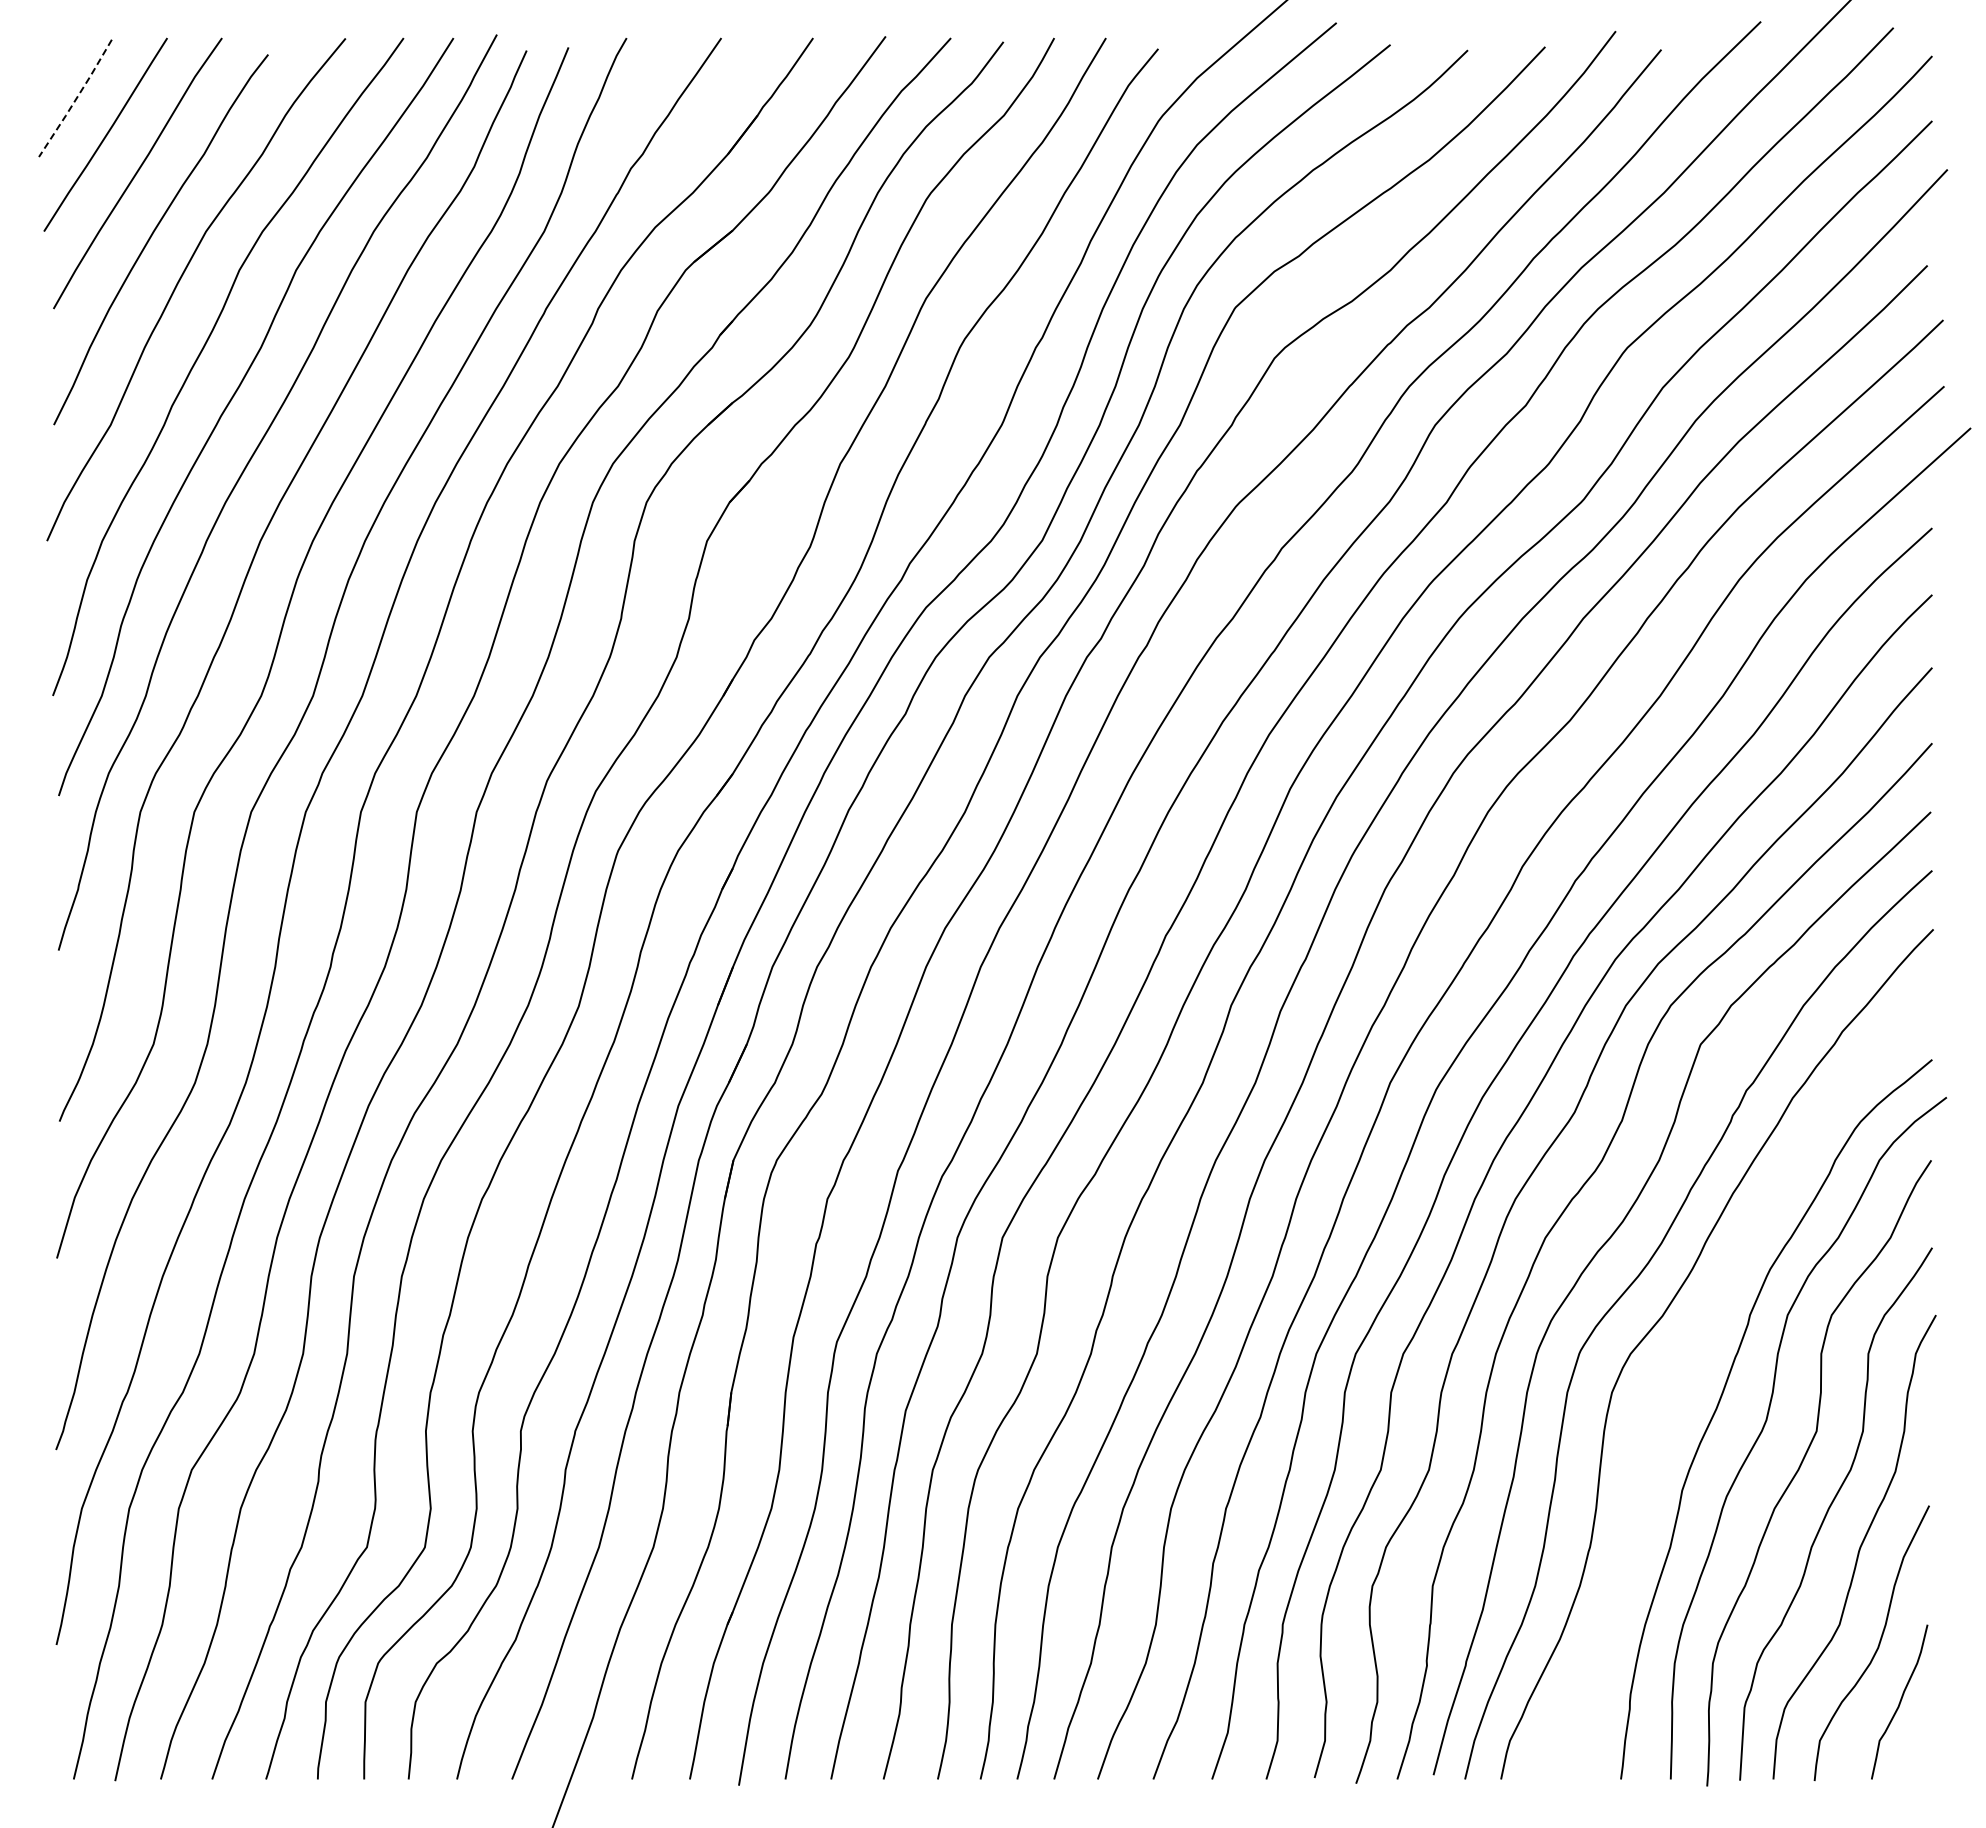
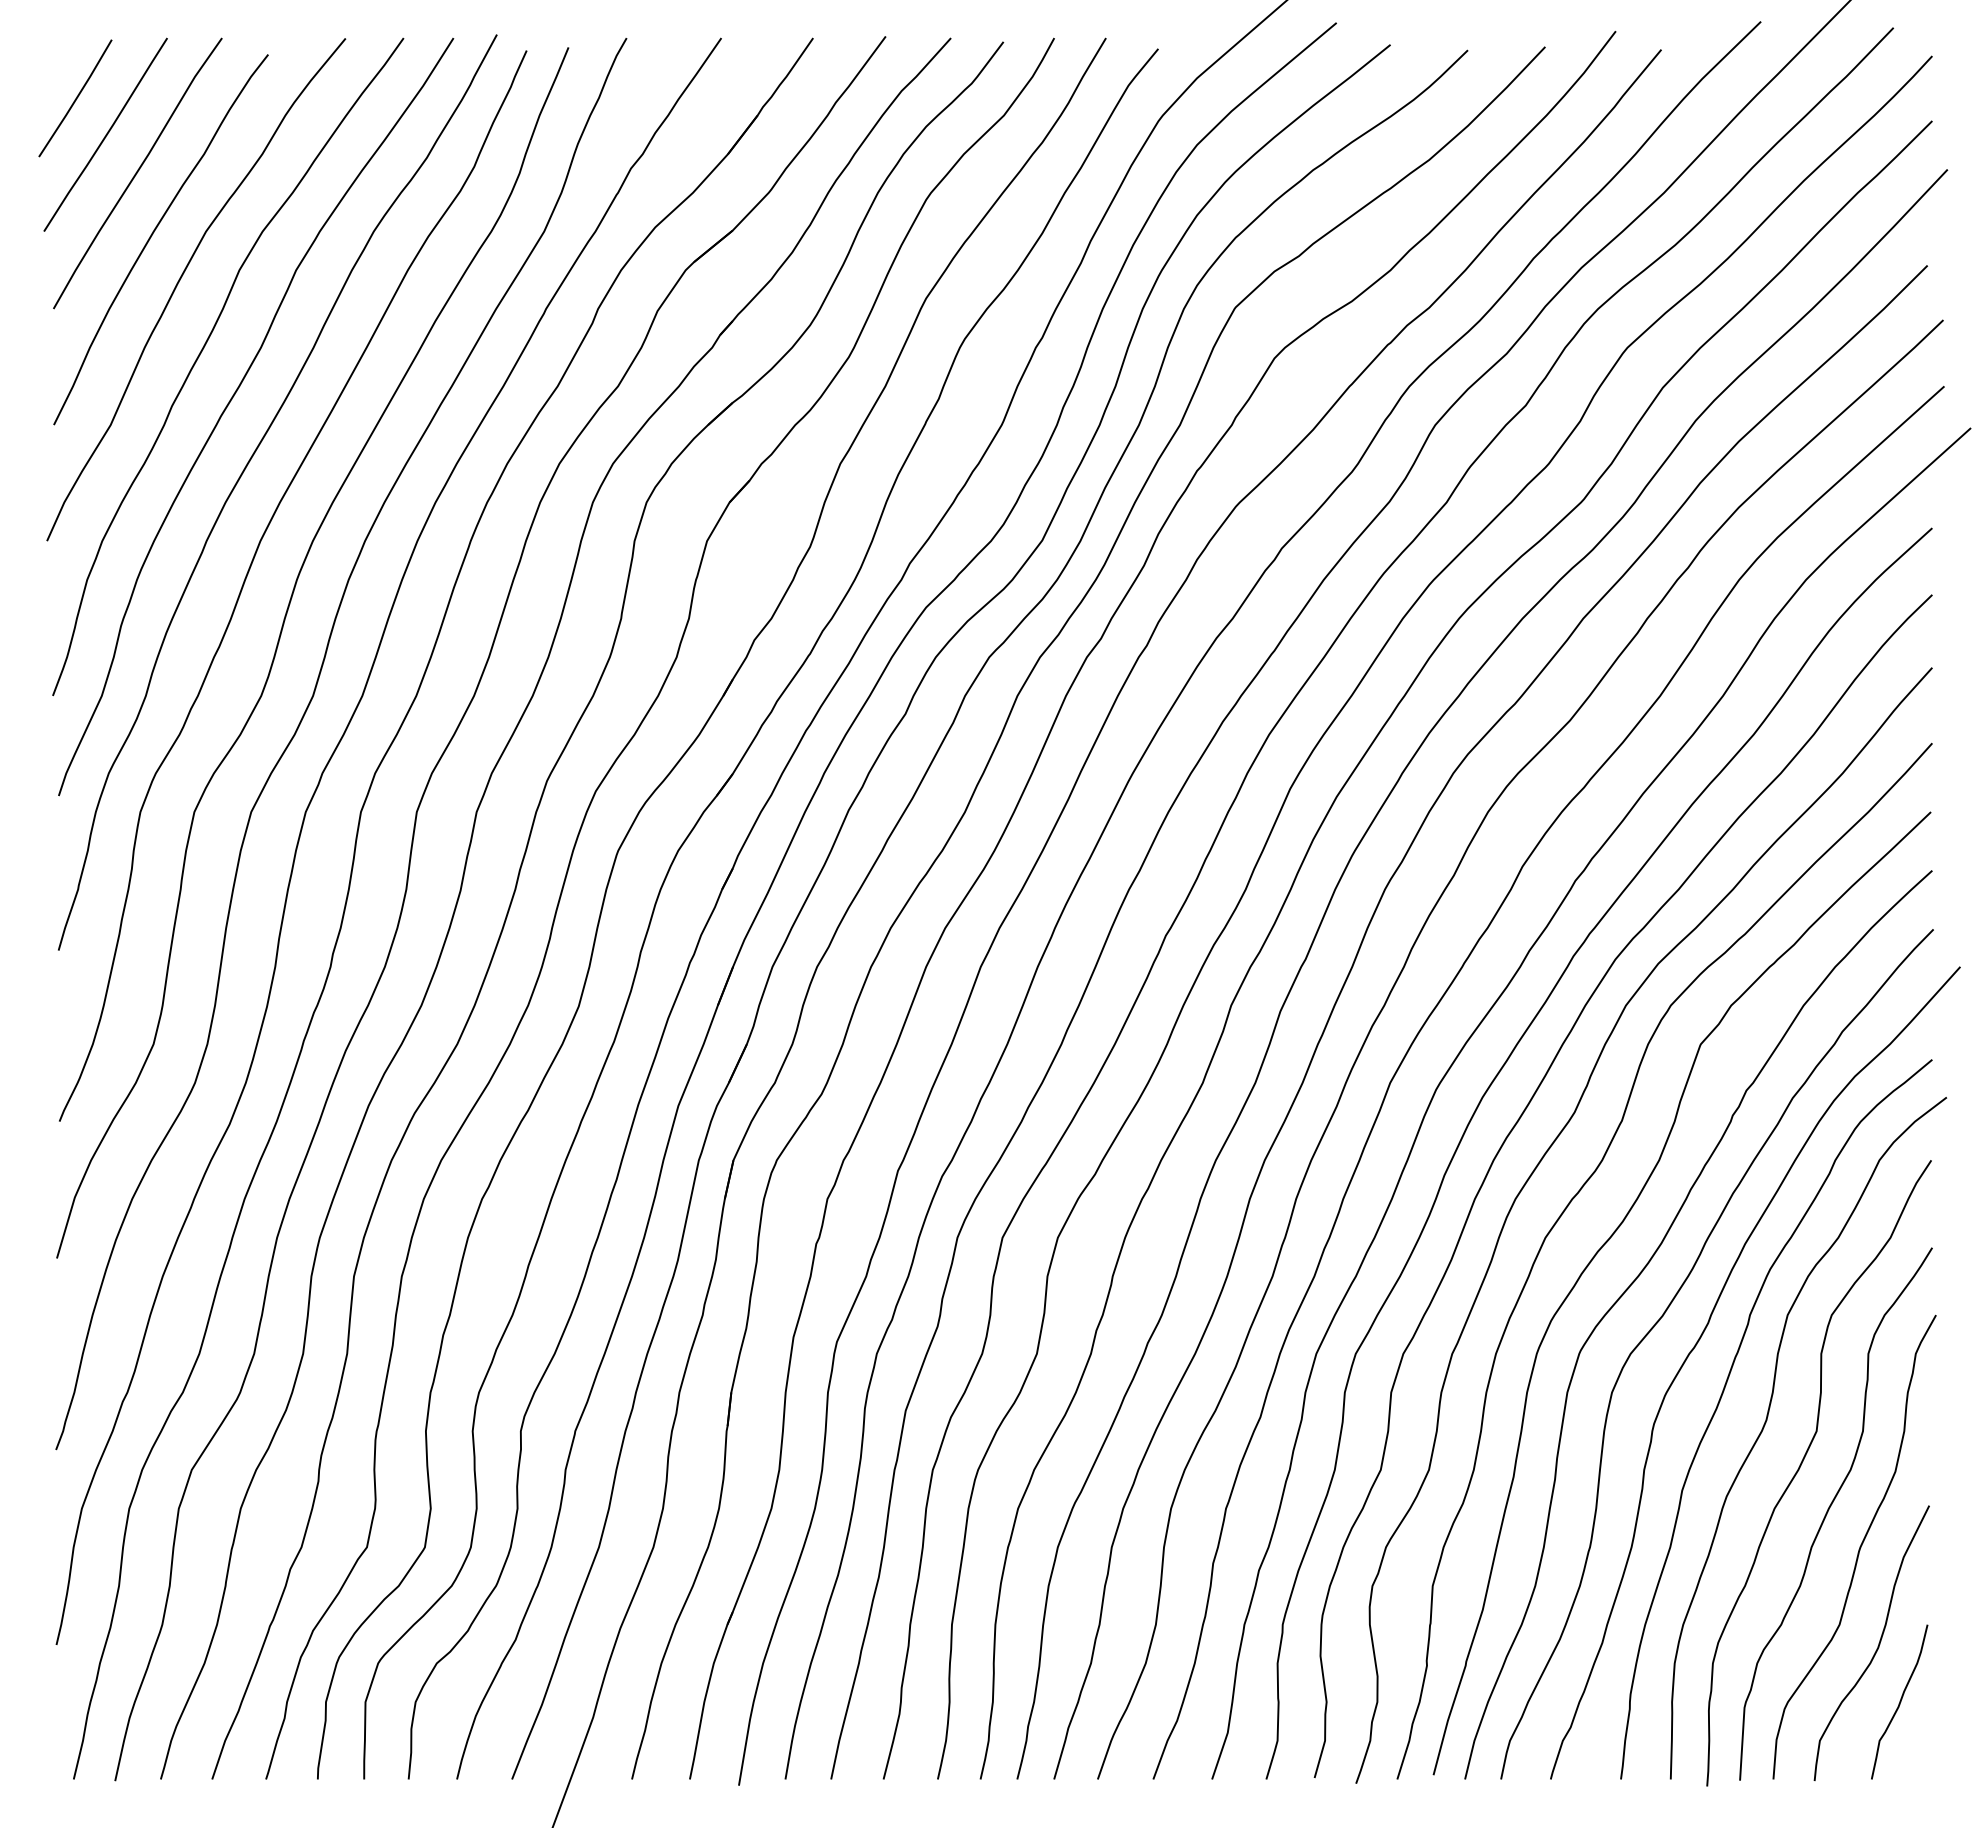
line: dashed -> solid (75, 99)
curve: none -> present (1699, 1341)
